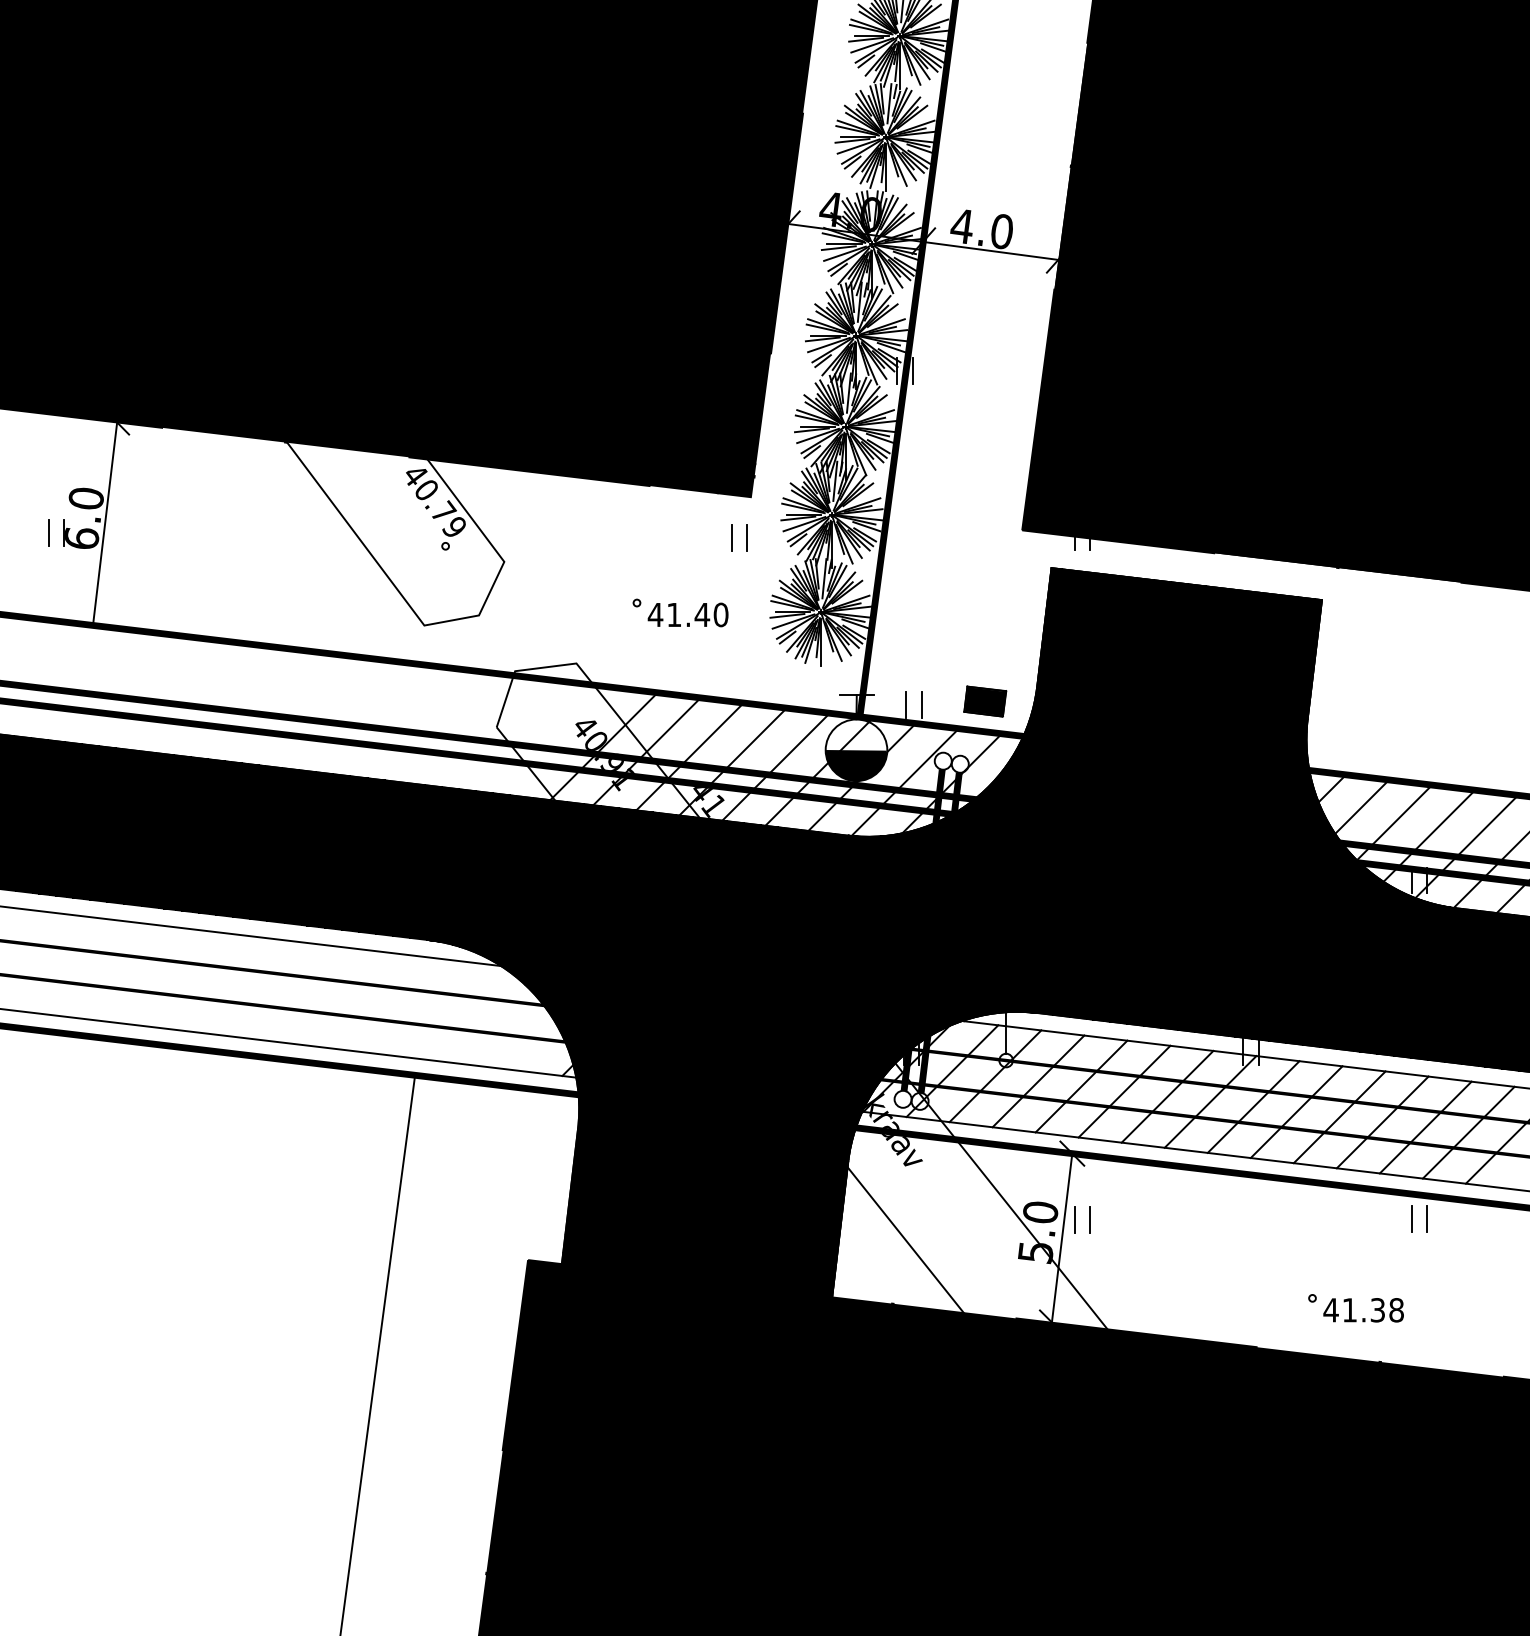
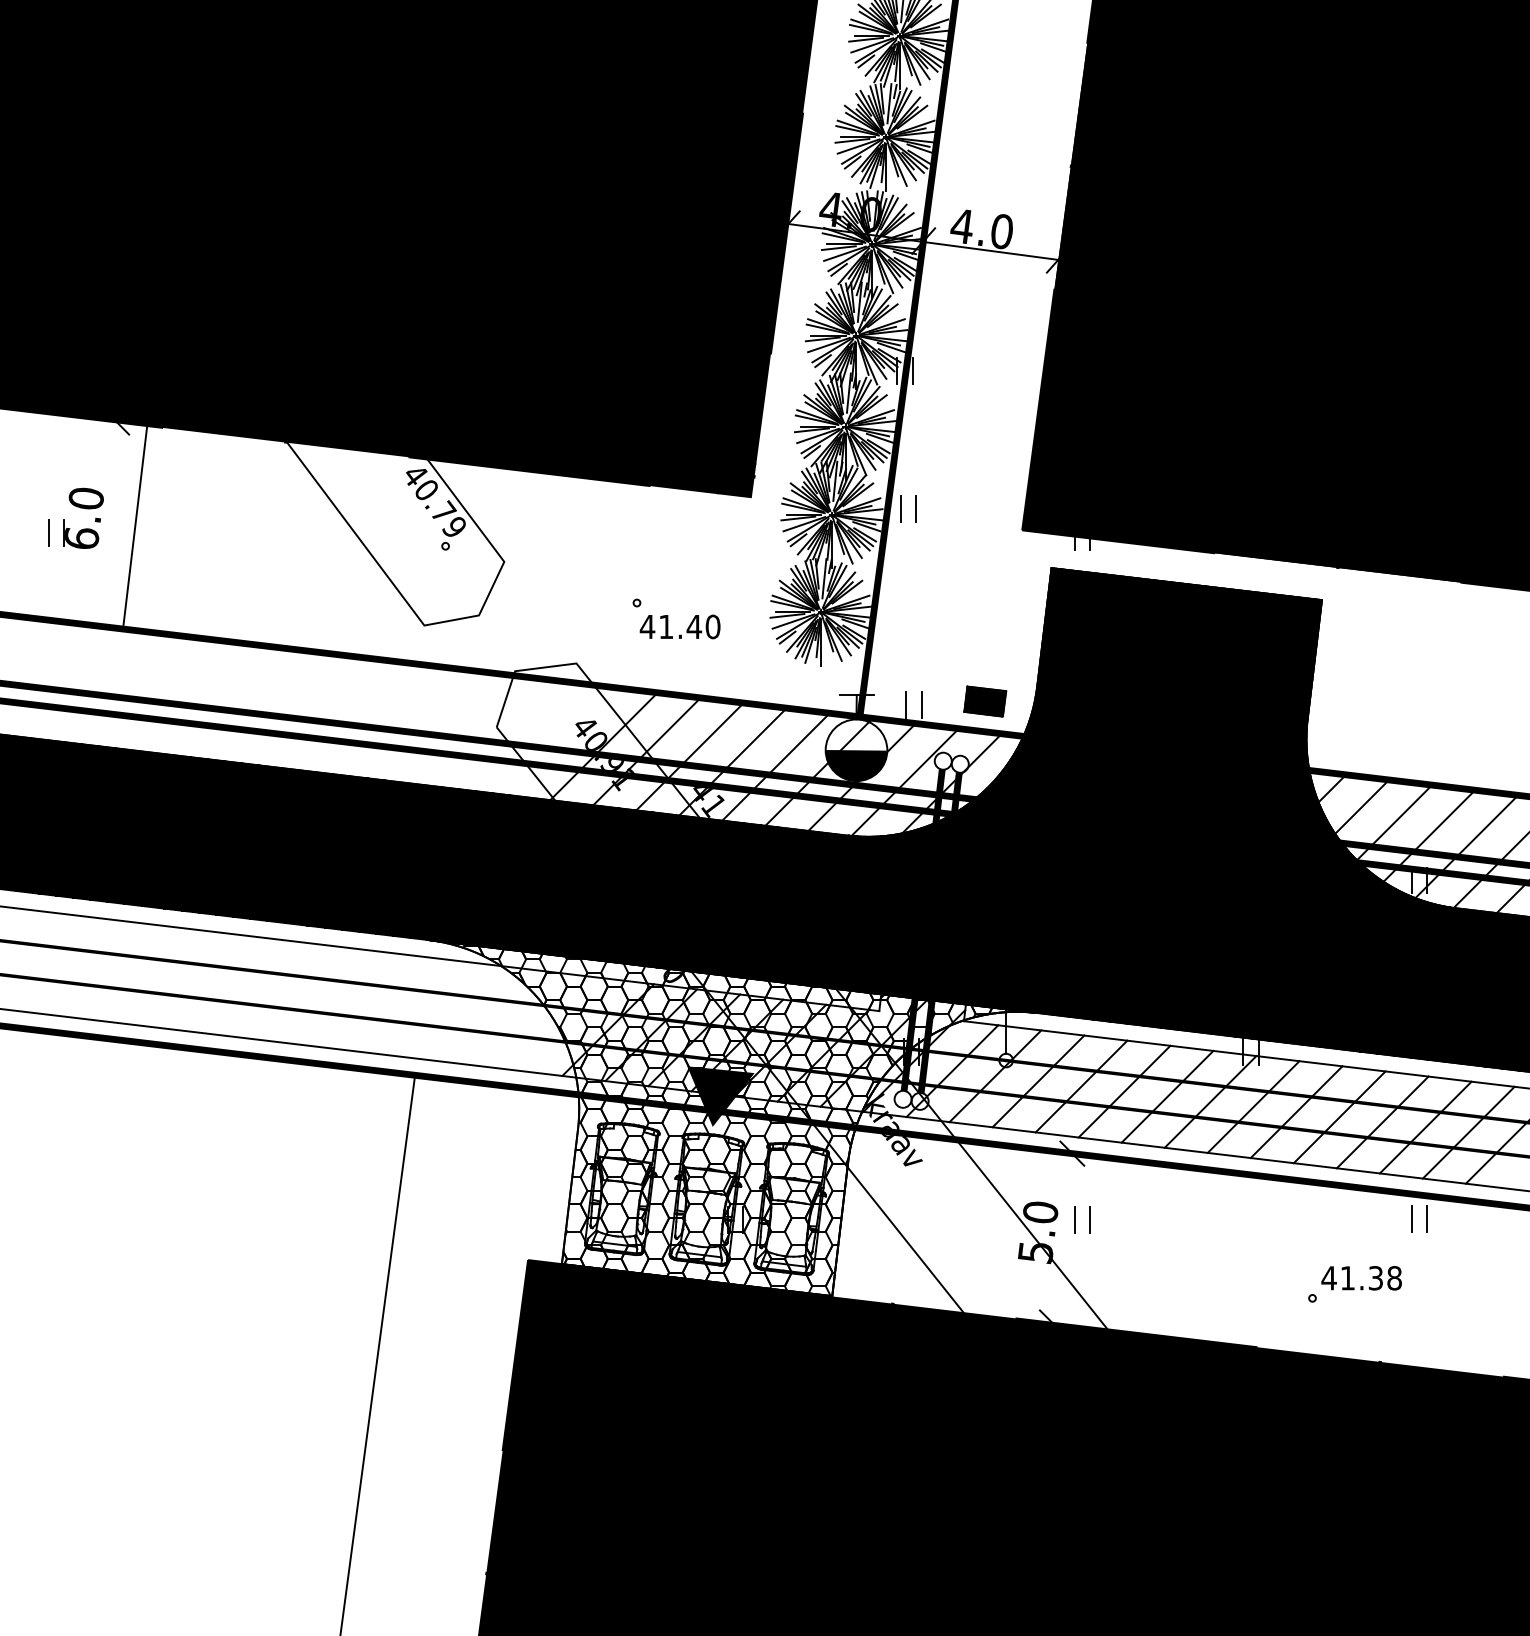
line position: (105, 523) -> (135, 527) (135, 527)
part position: (732, 537) -> (901, 508) (901, 508)
text position: (687, 614) -> (679, 626) (679, 626)
hatch: present -> none (732, 1117)
line: present -> none (1061, 1237)
text position: (1363, 1310) -> (1361, 1278) (1361, 1278)
